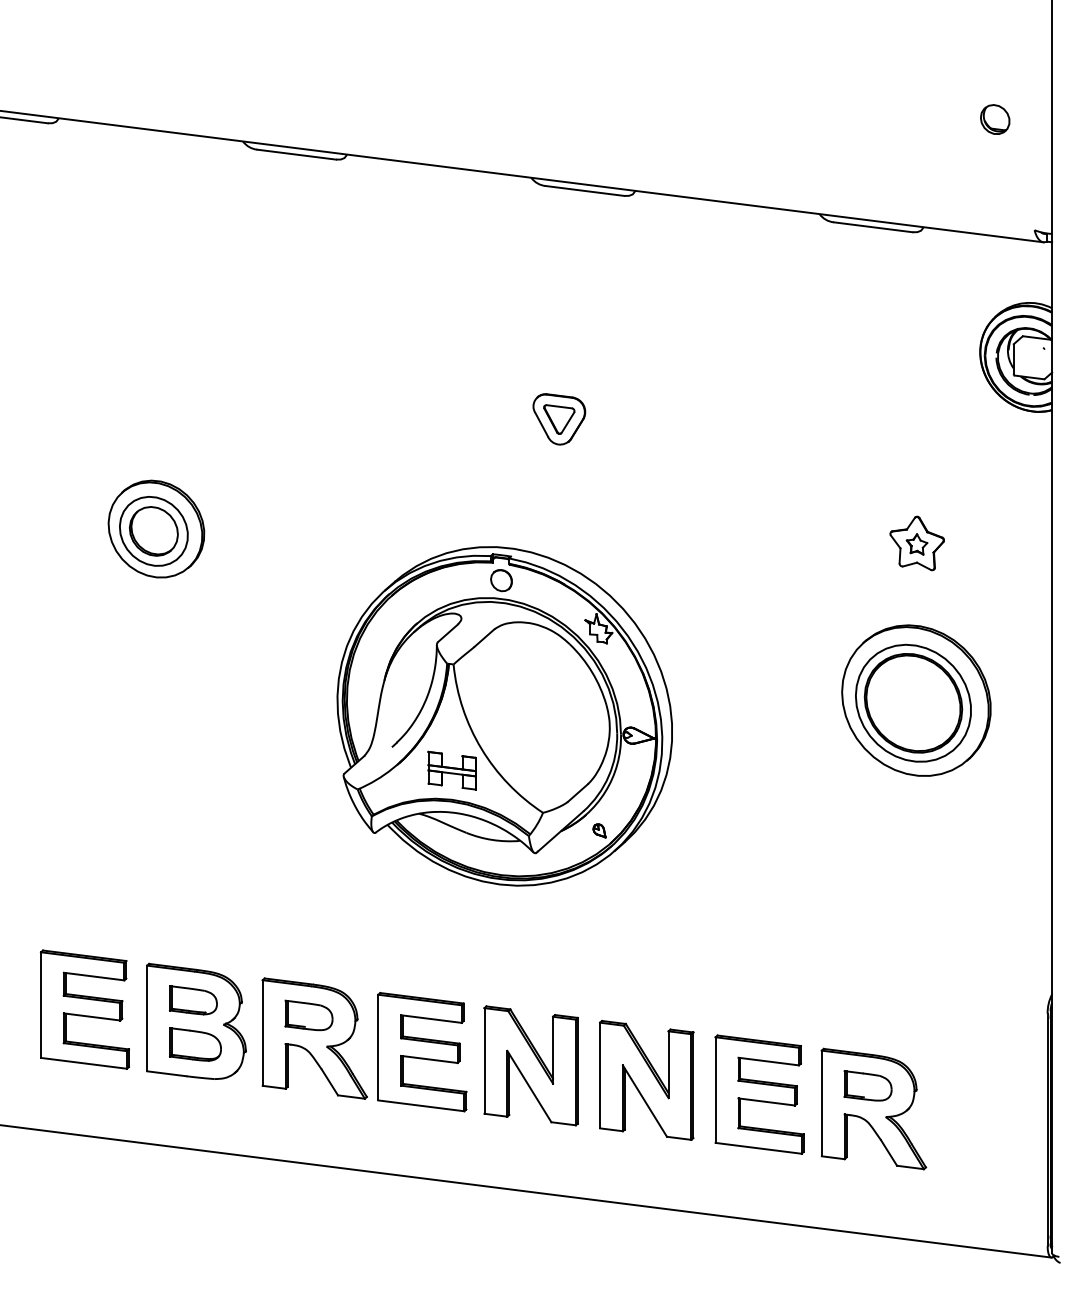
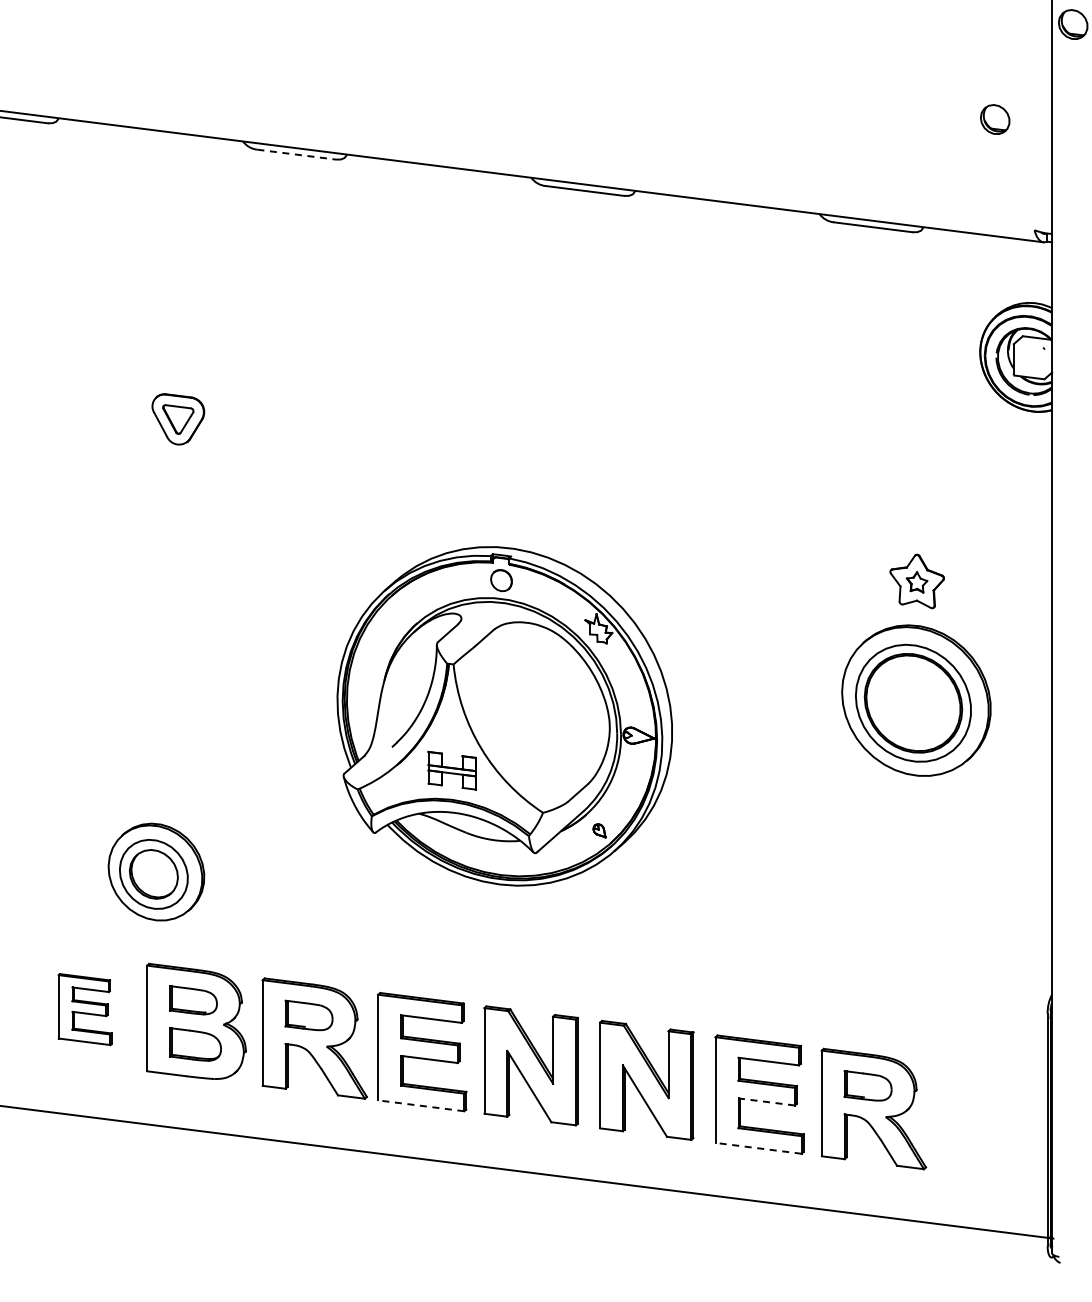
part: none -> present (1073, 24)
line: solid -> dashed (296, 154)
part position: (559, 419) -> (178, 419) (178, 419)
part position: (156, 528) -> (156, 871) (156, 871)
part position: (916, 543) -> (916, 581) (916, 581)
part size: 91x121 px -> 56x74 px (84, 1009)
line: solid -> dashed (766, 1101)
line: solid -> dashed (420, 1105)
line: solid -> dashed (758, 1148)
line position: (526, 1191) -> (527, 1172) (527, 1172)
